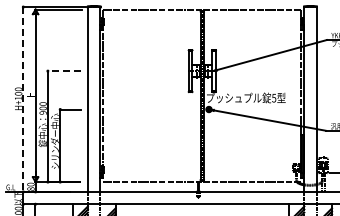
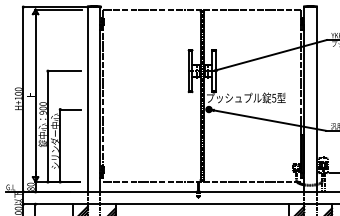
line: dashed -> solid (64, 71)
line: dashed -> solid (23, 99)
